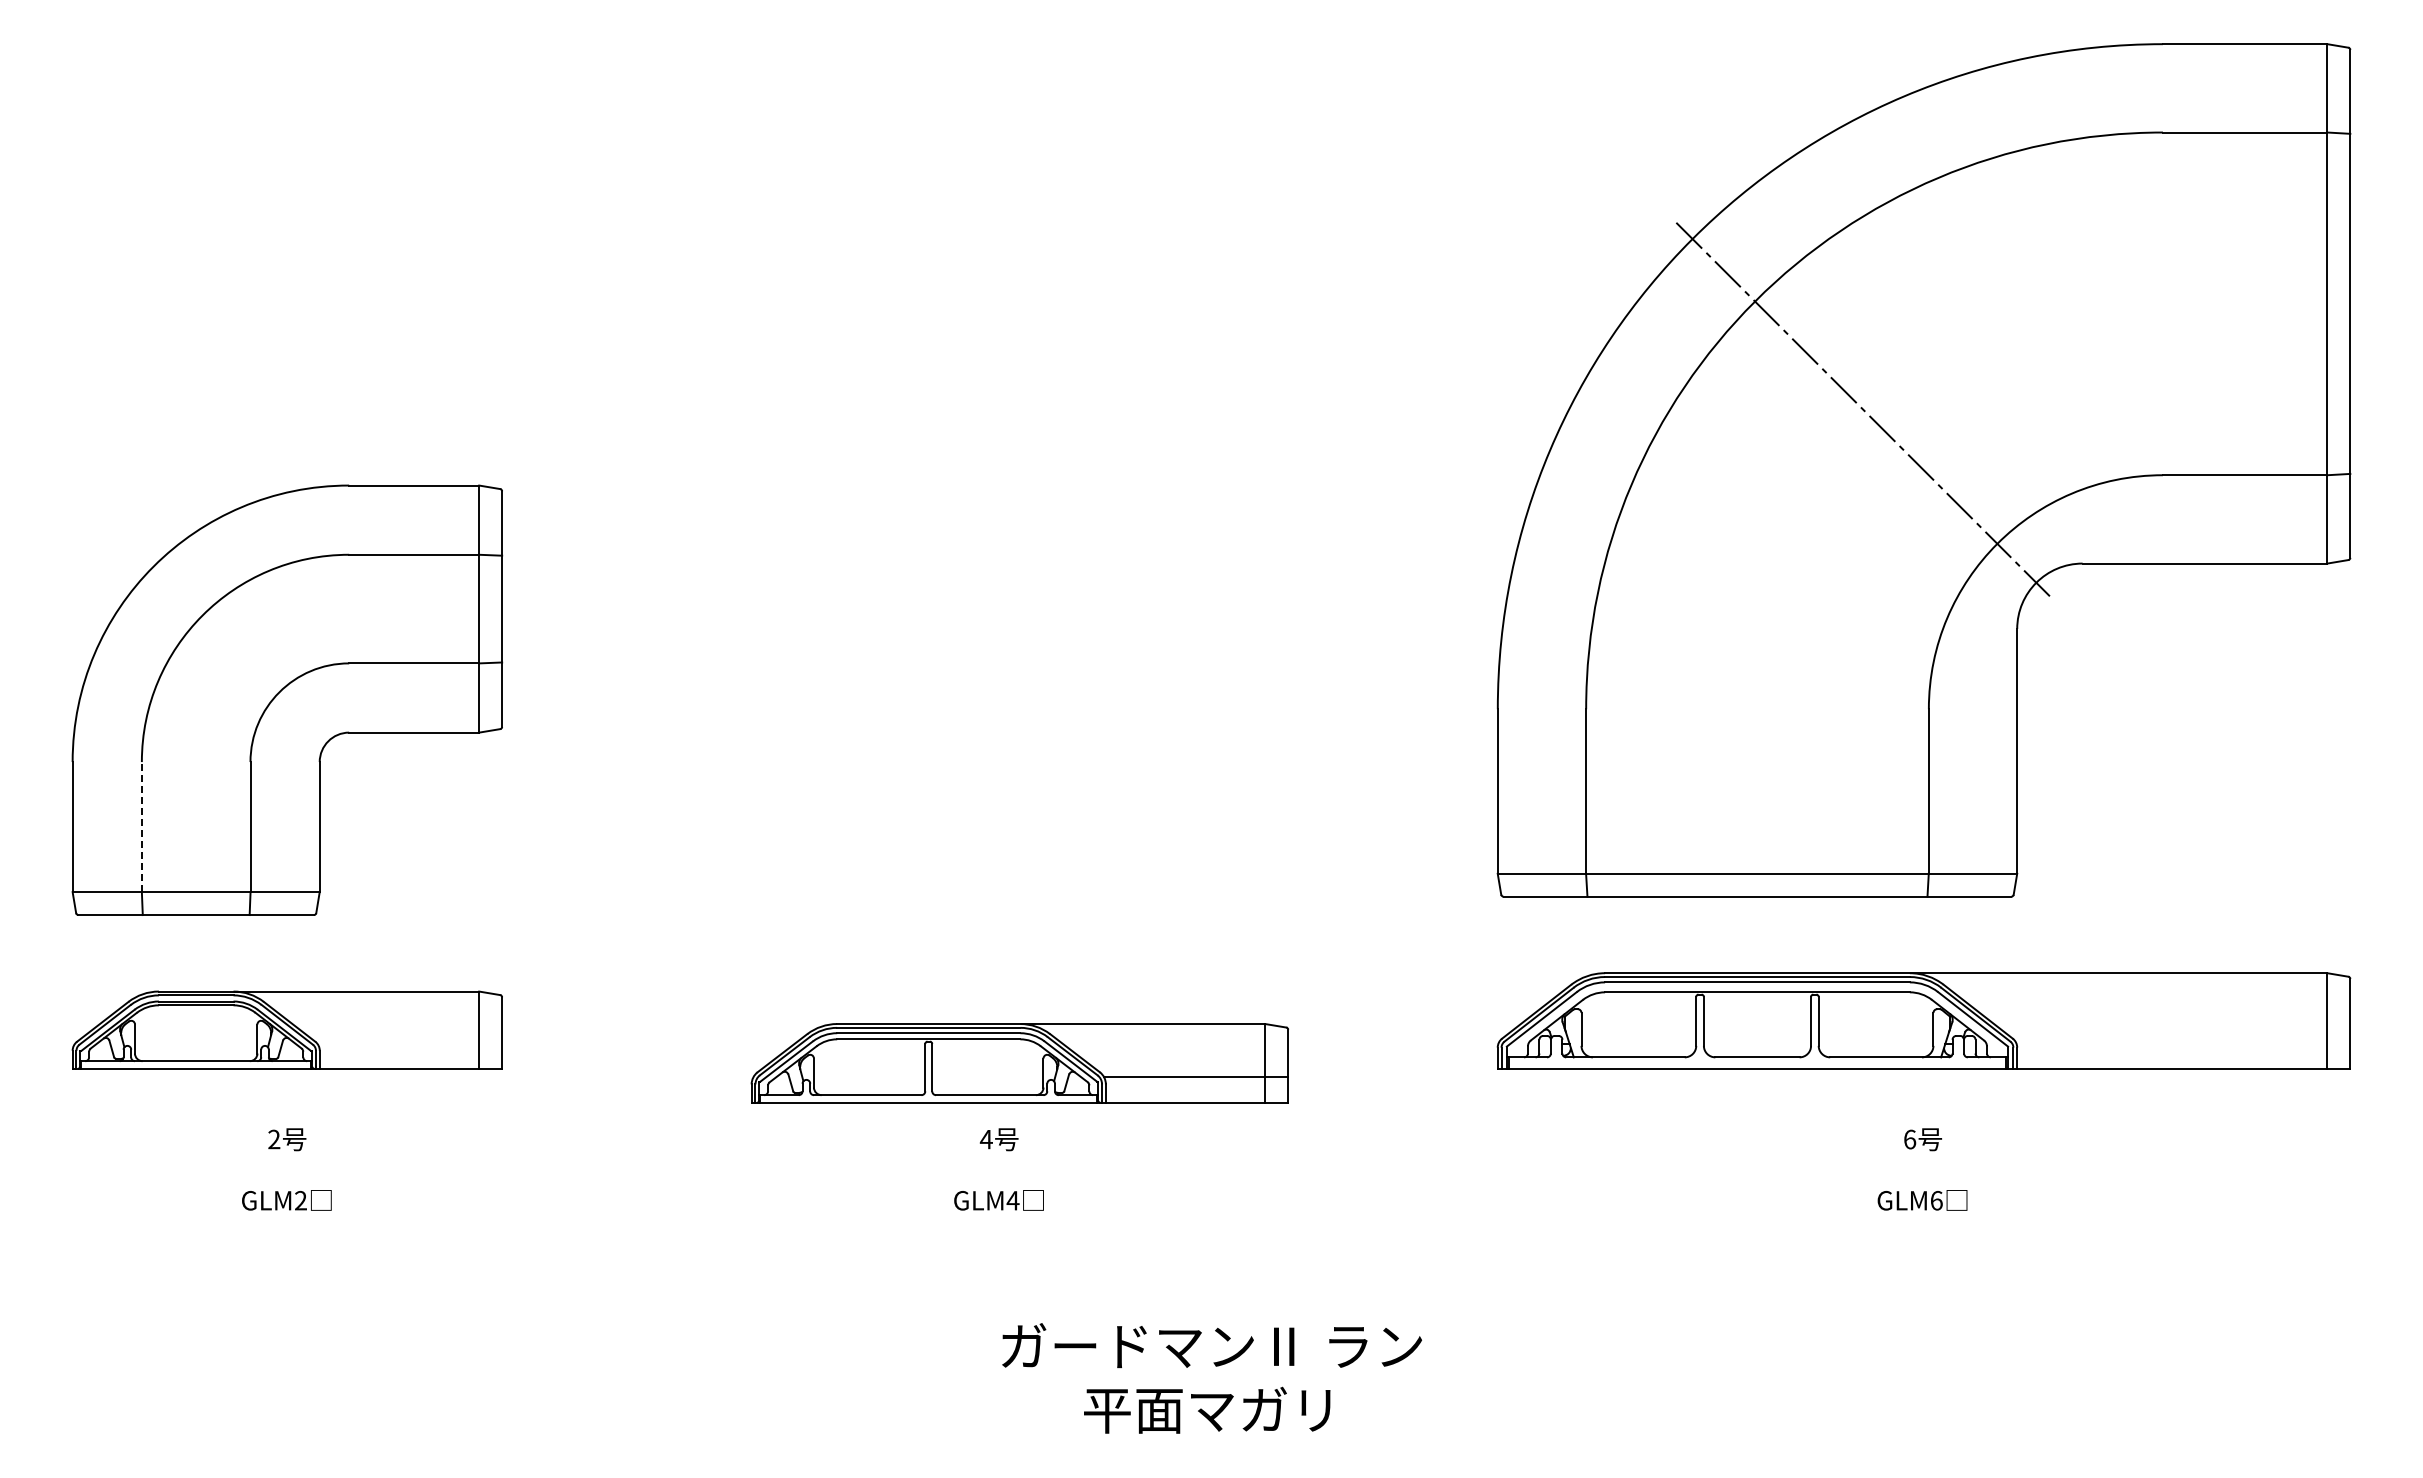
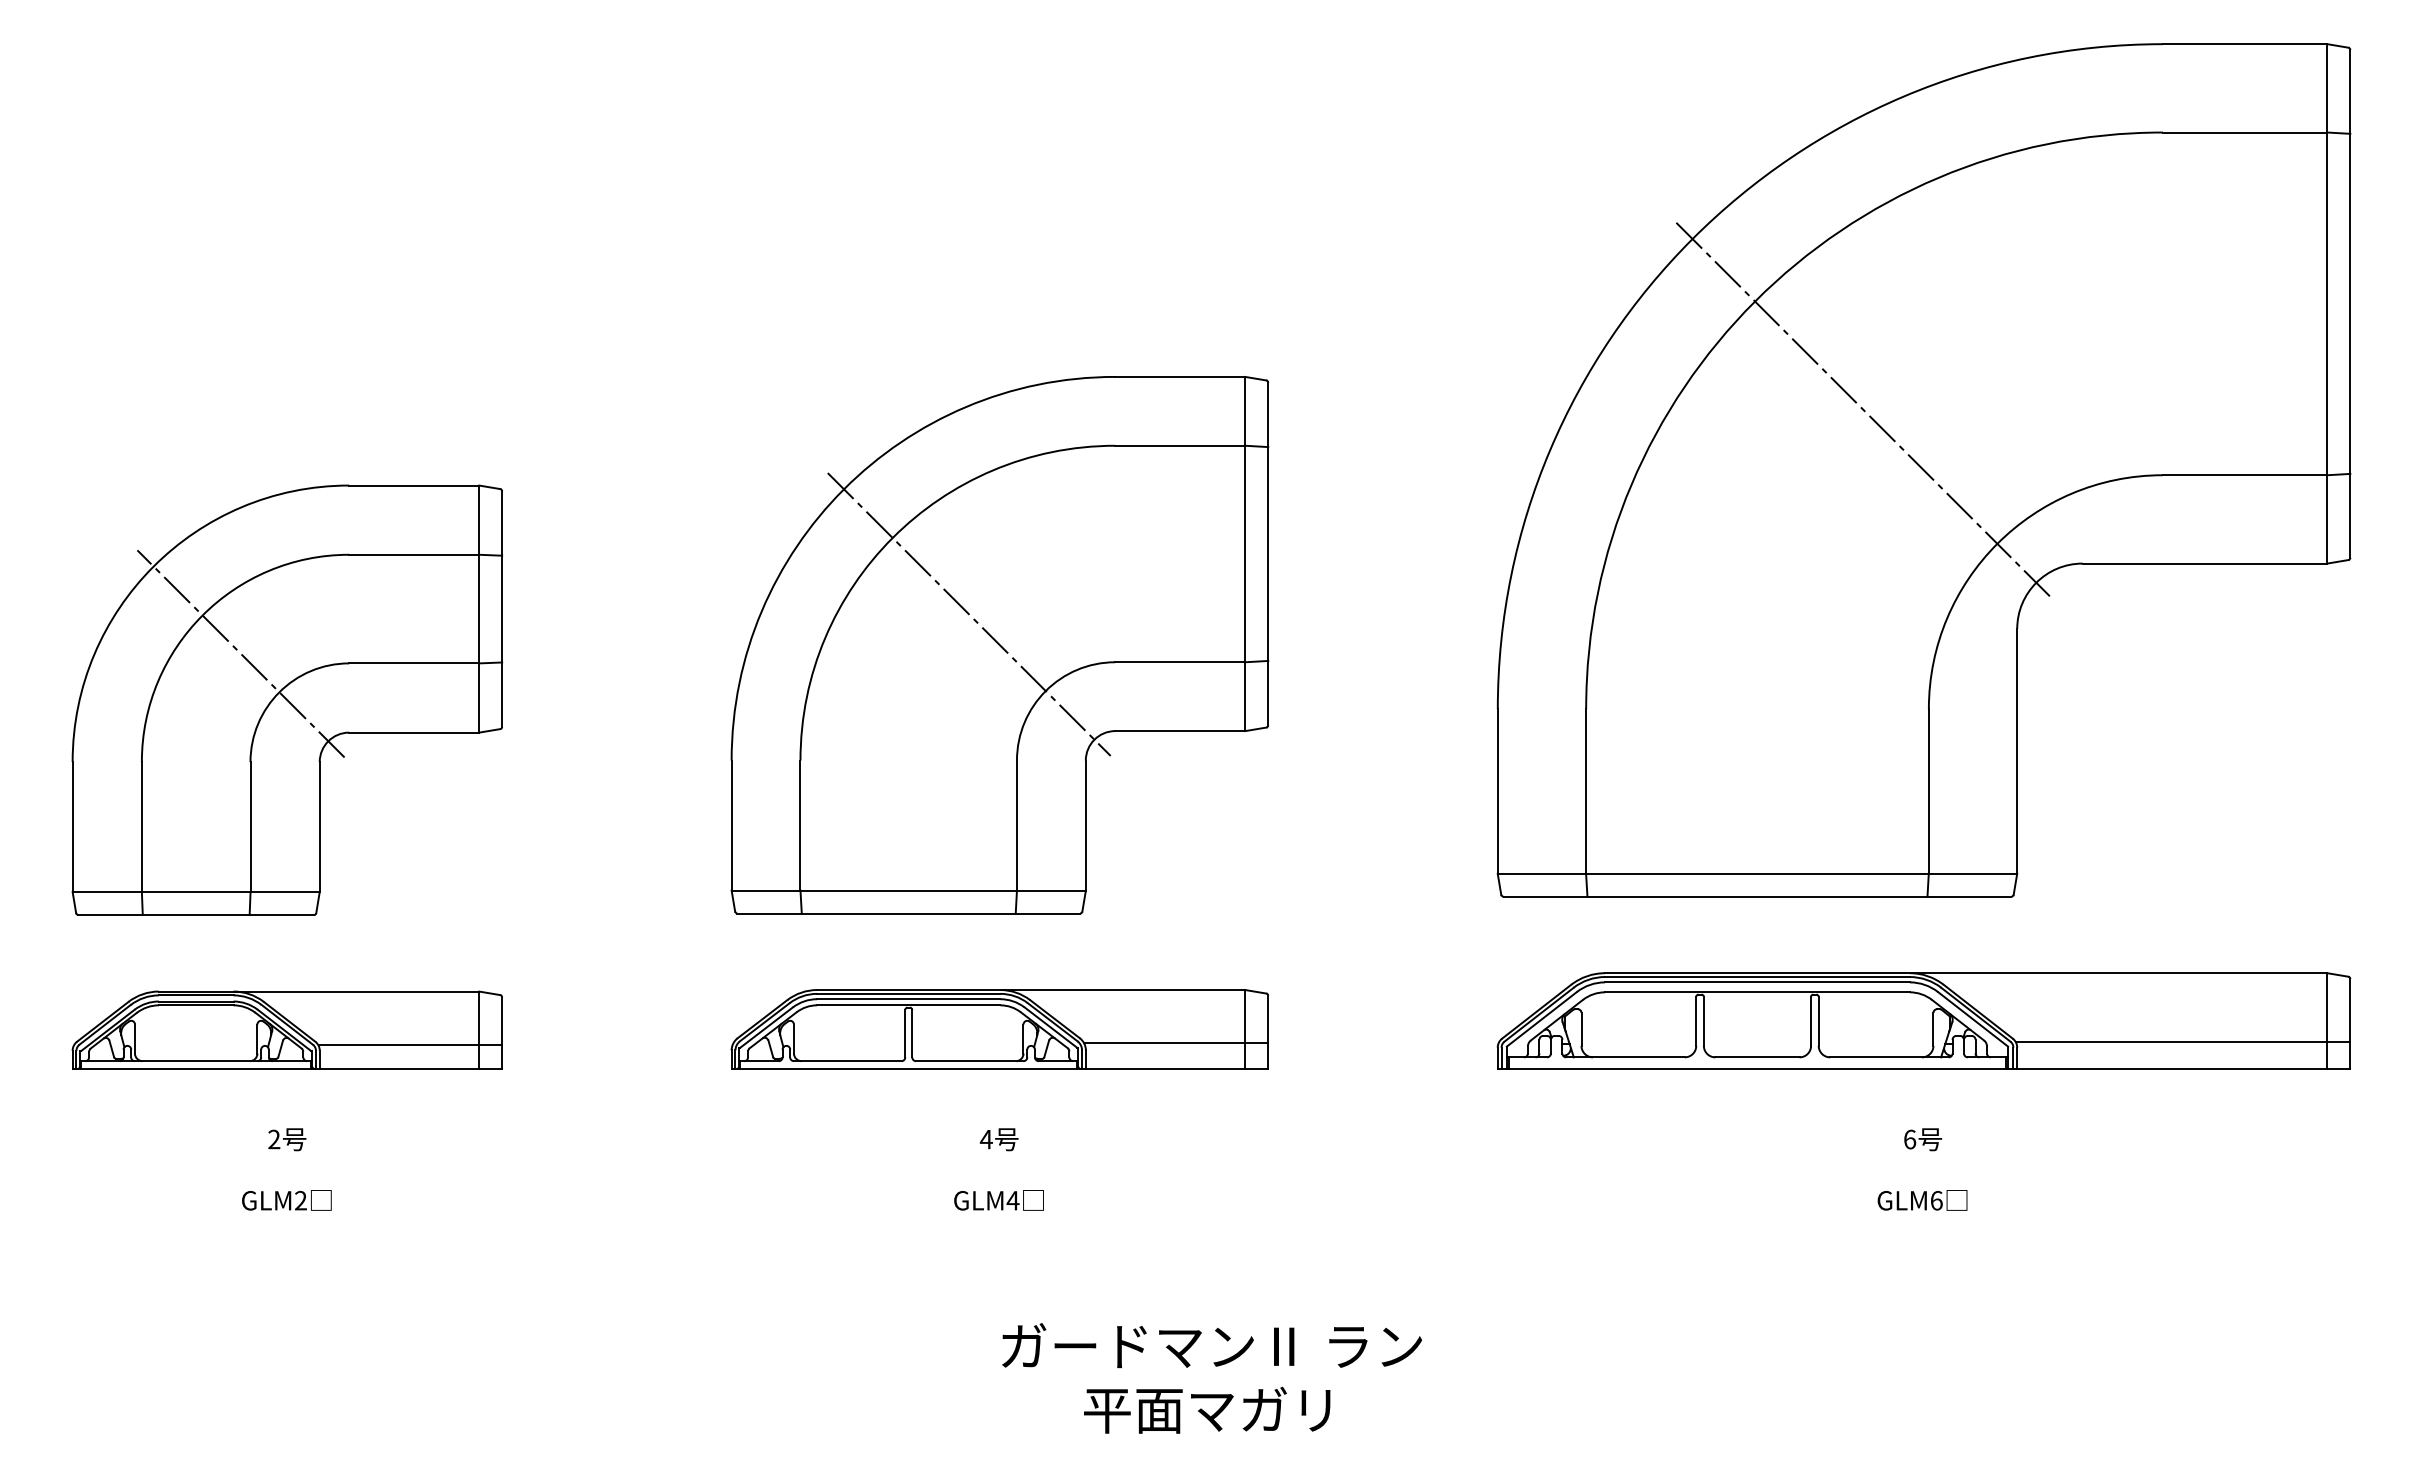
part: none -> present (999, 645)
line: none -> present (240, 653)
line: dashed -> solid (141, 826)
line: none -> present (2182, 1042)
line: none -> present (410, 1045)
part position: (1019, 1063) -> (999, 1029) (999, 1029)
